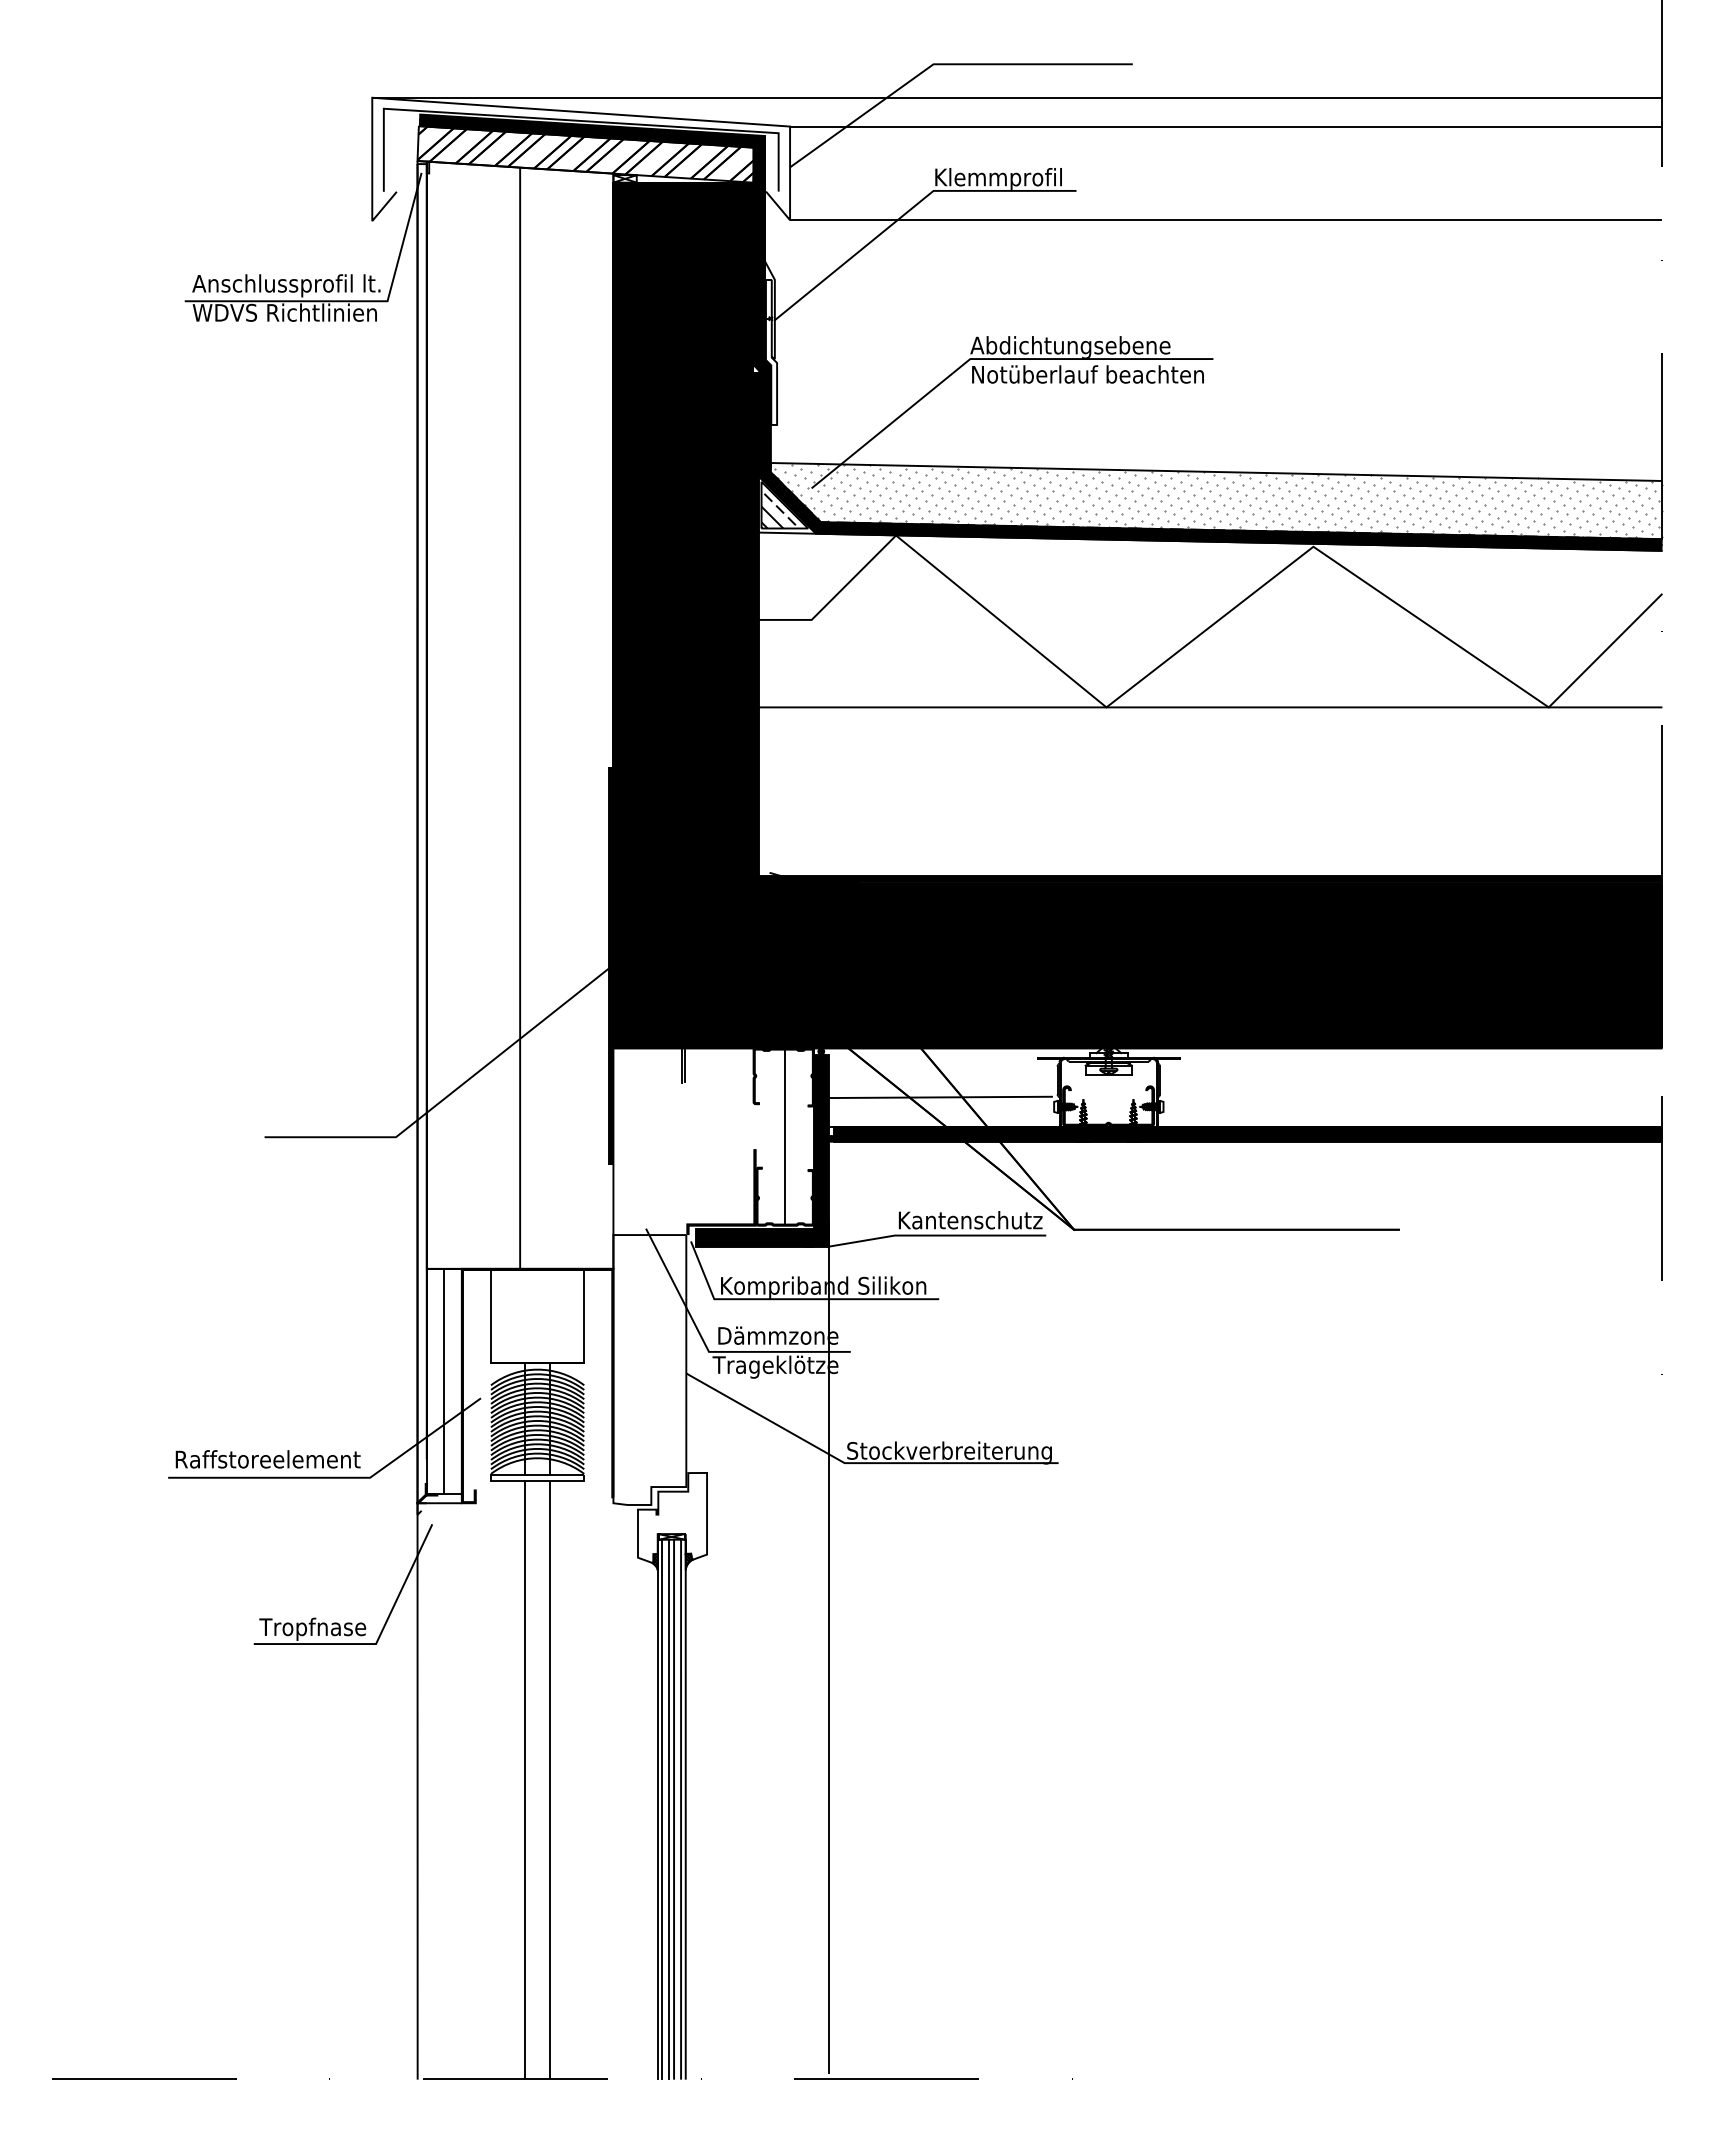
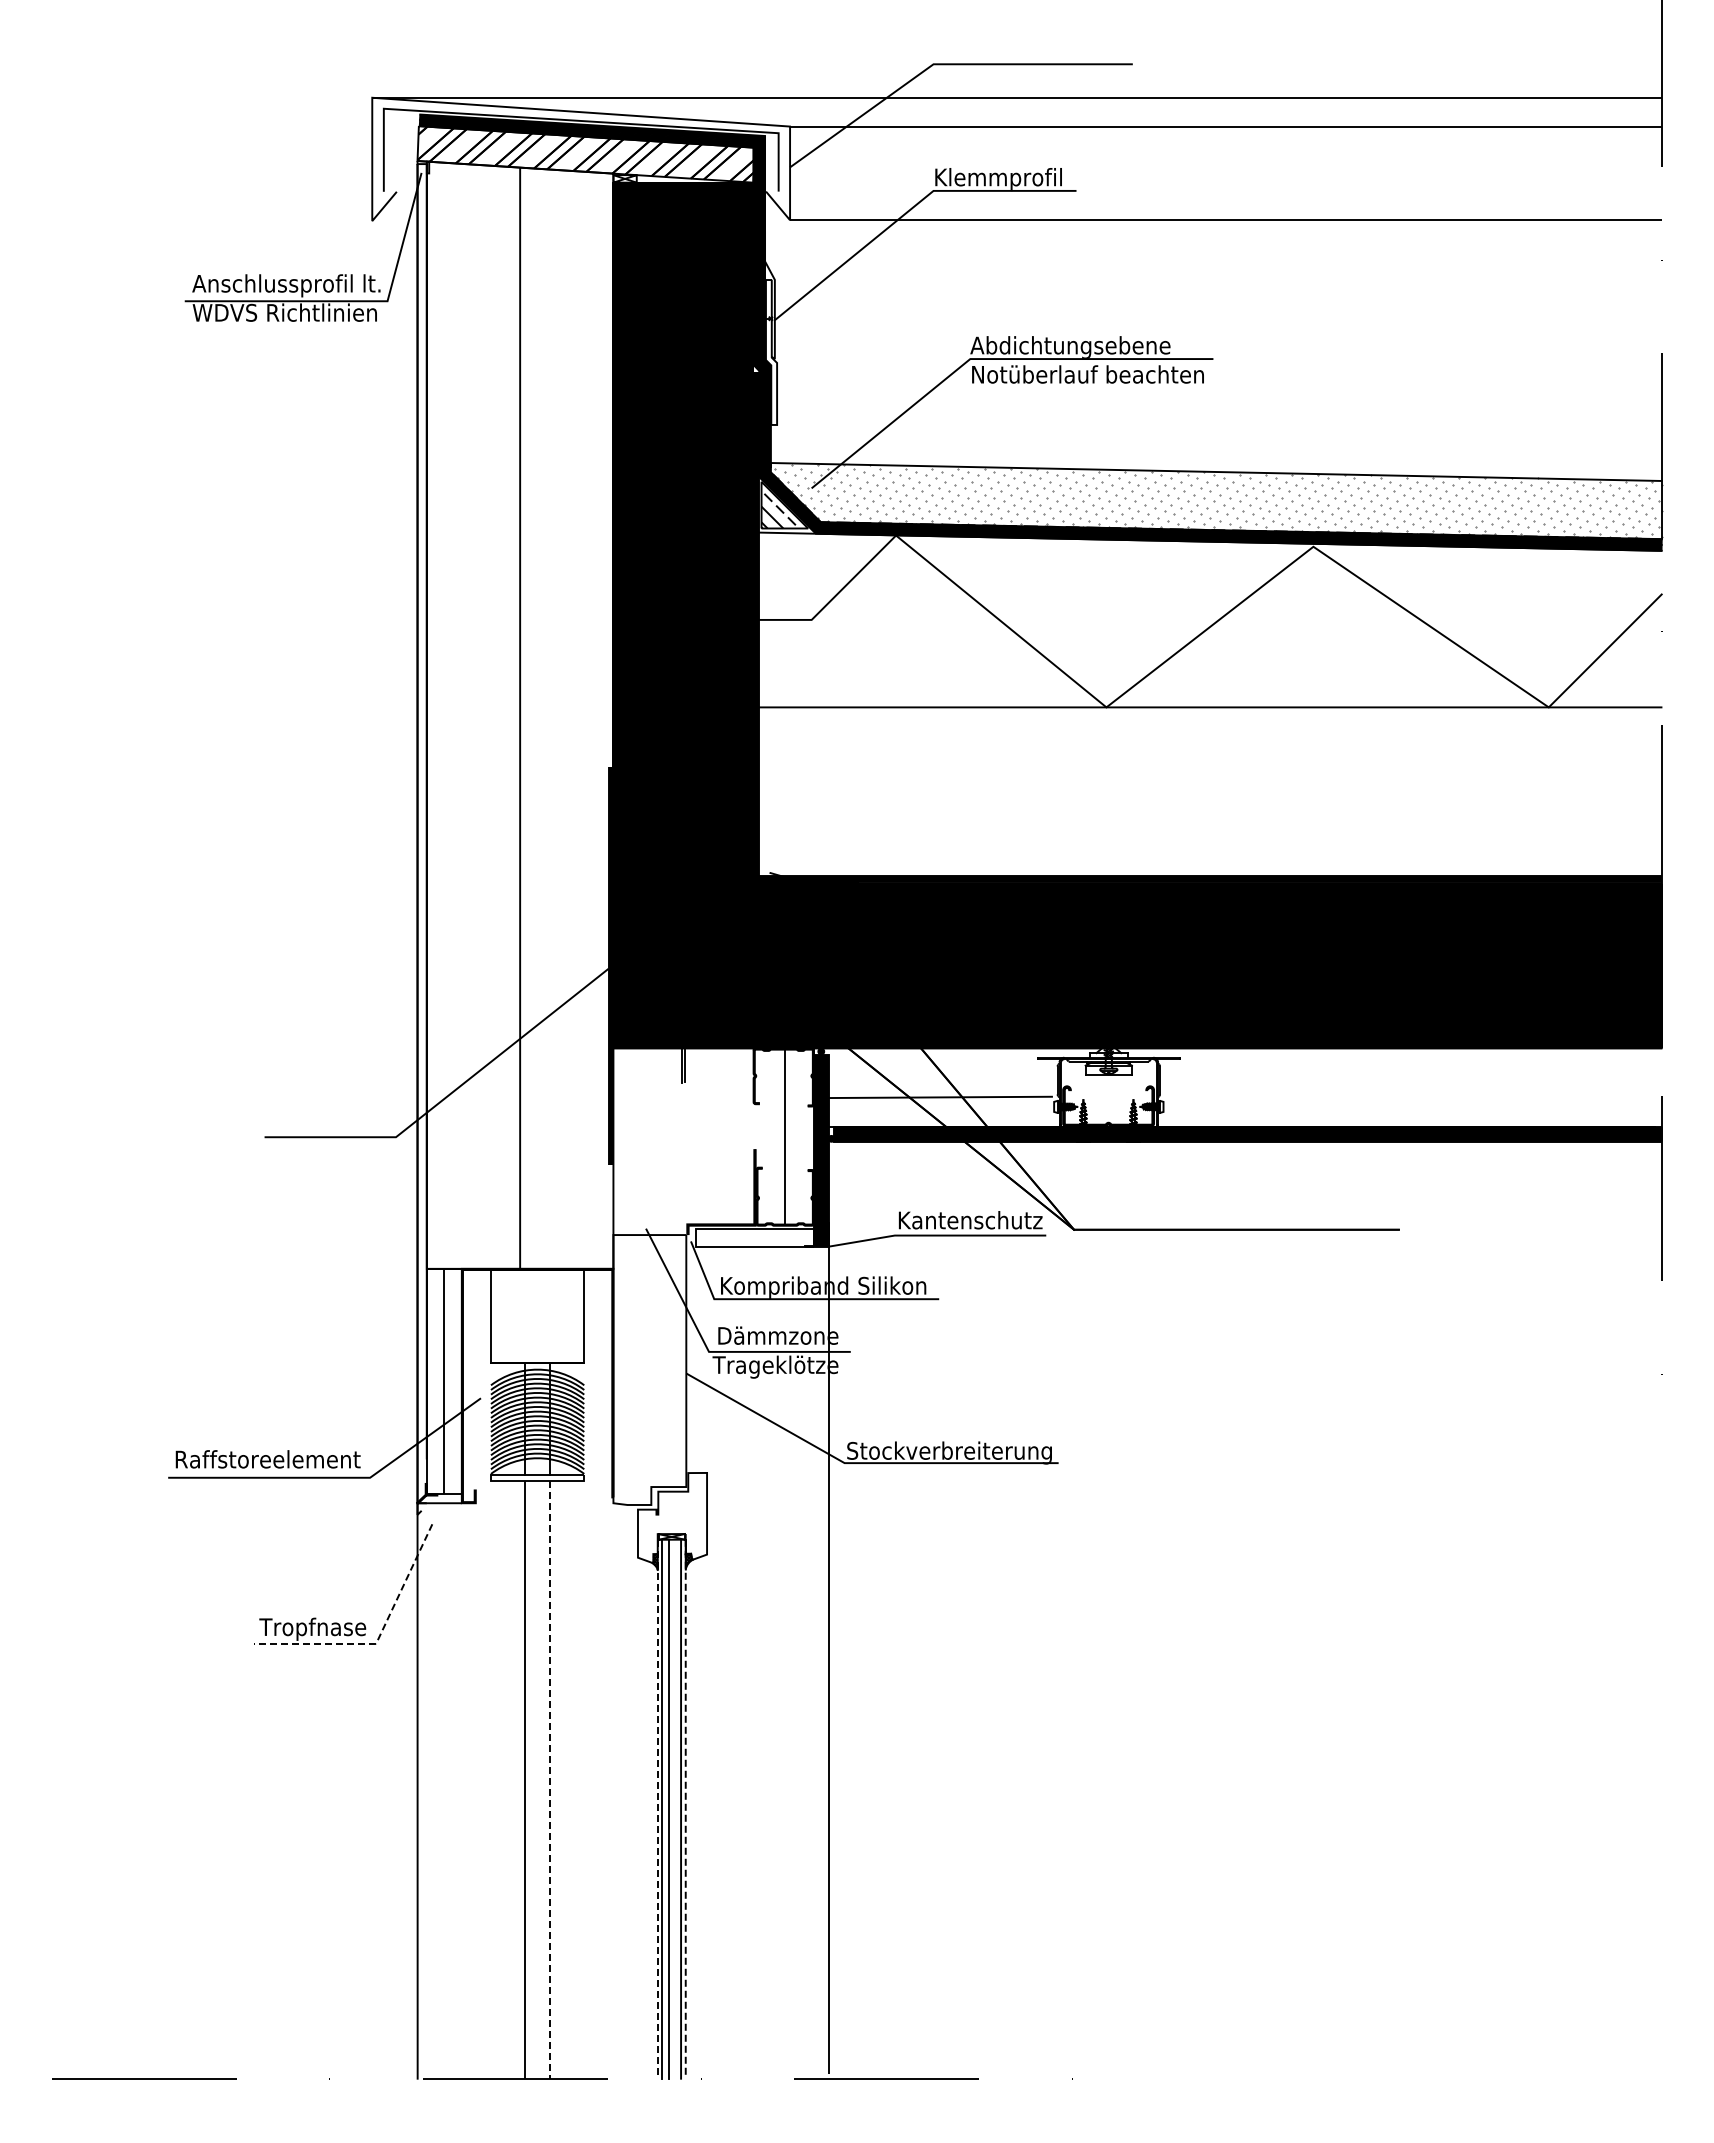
fill: present -> none (754, 1237)
line: solid -> dashed (377, 1640)
line: solid -> dashed (550, 1779)
line: present -> none (674, 1808)
line: solid -> dashed (657, 1809)
line: solid -> dashed (685, 1809)
